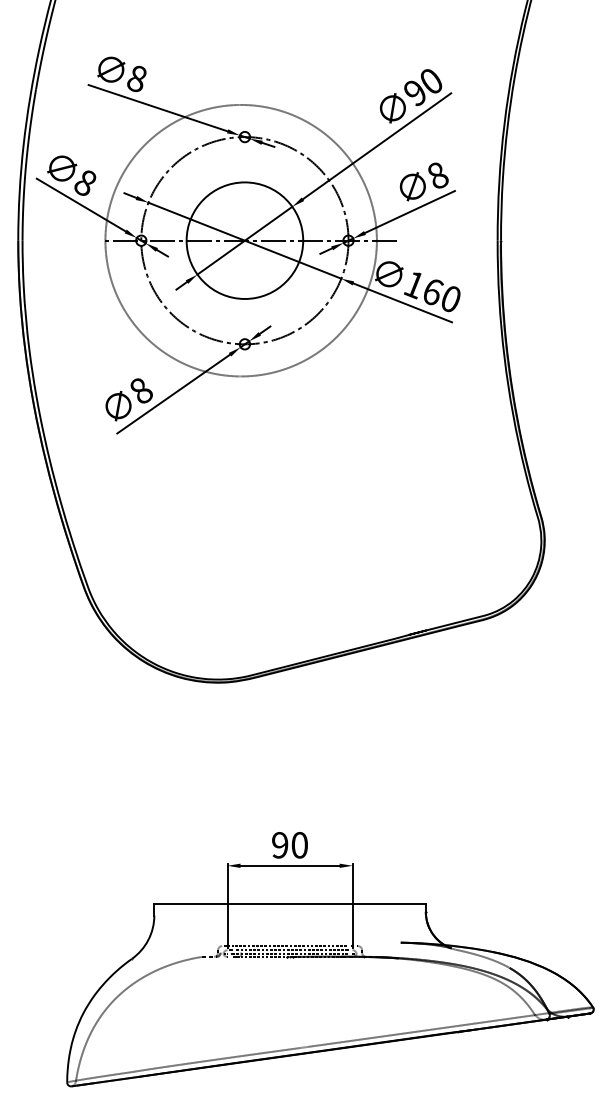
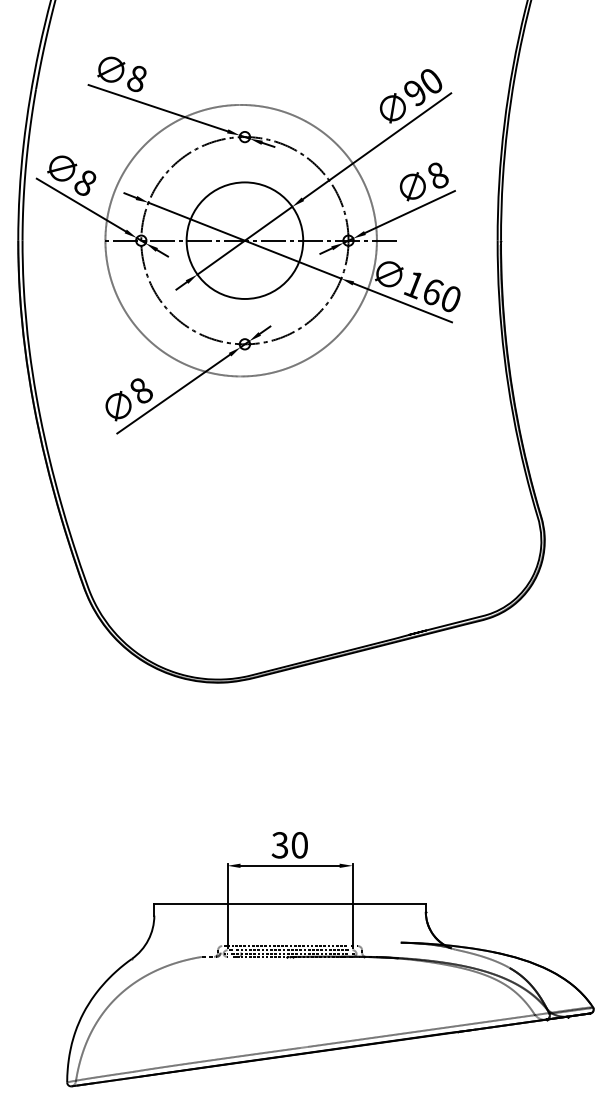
text: 90 -> 30 (279, 845)
